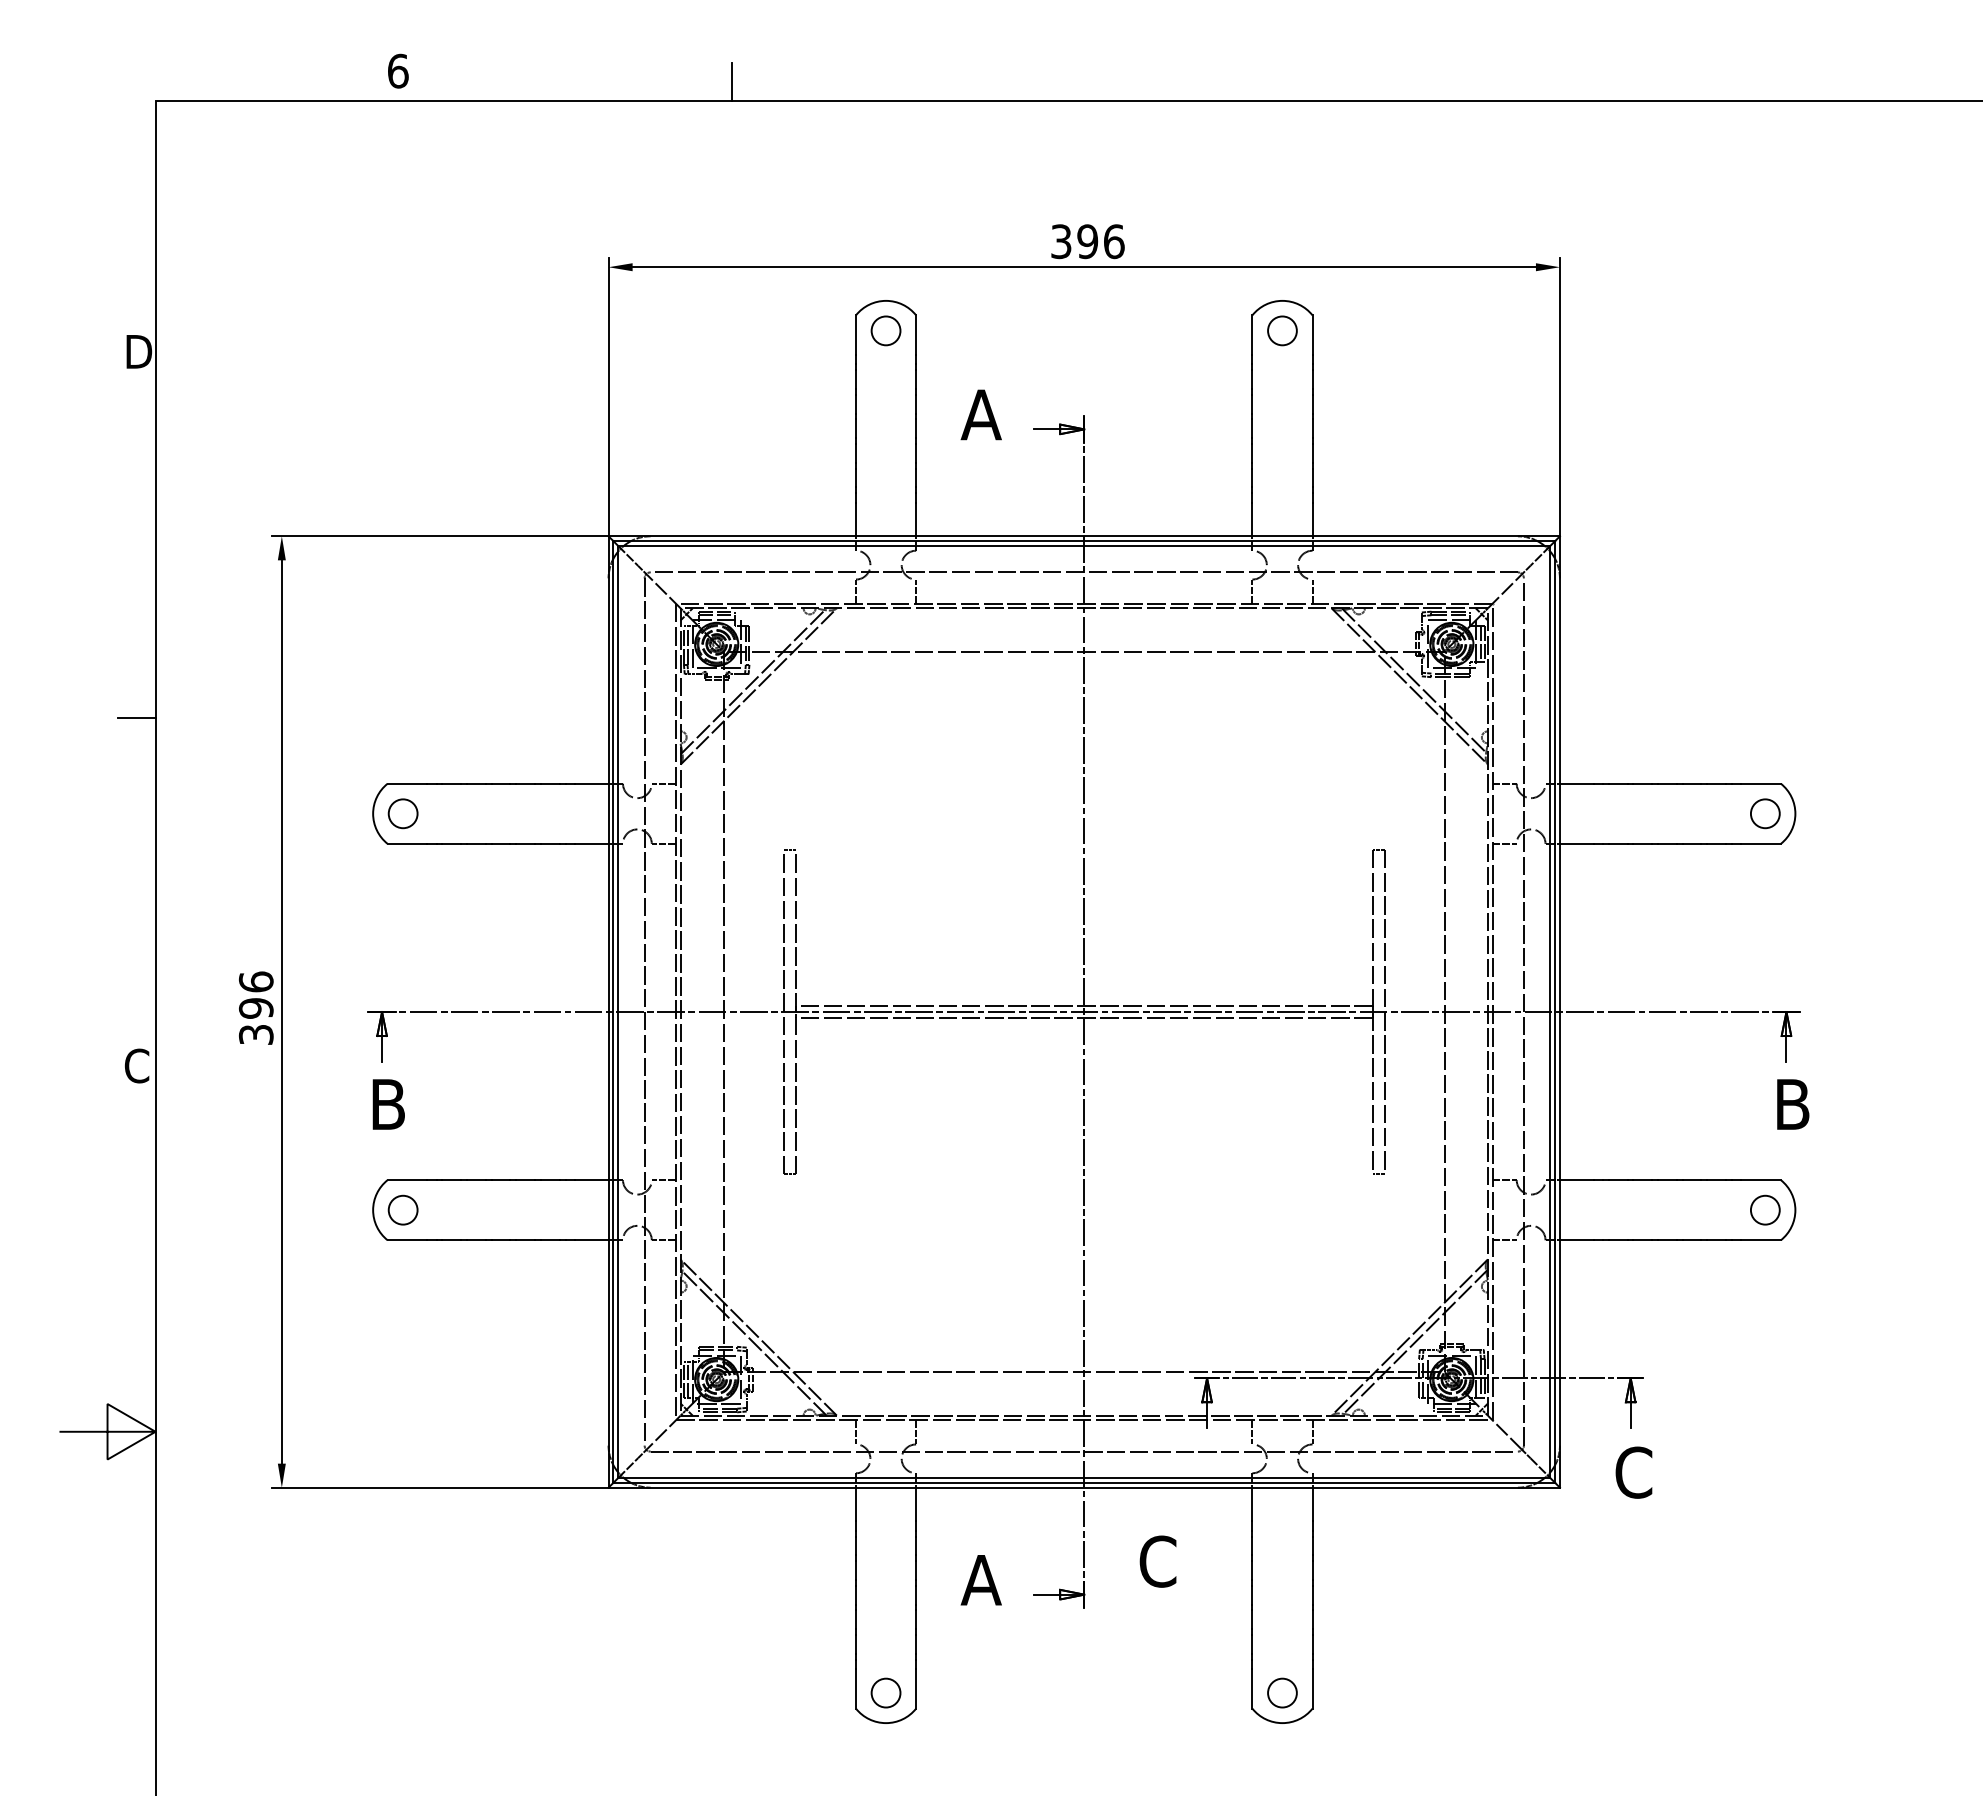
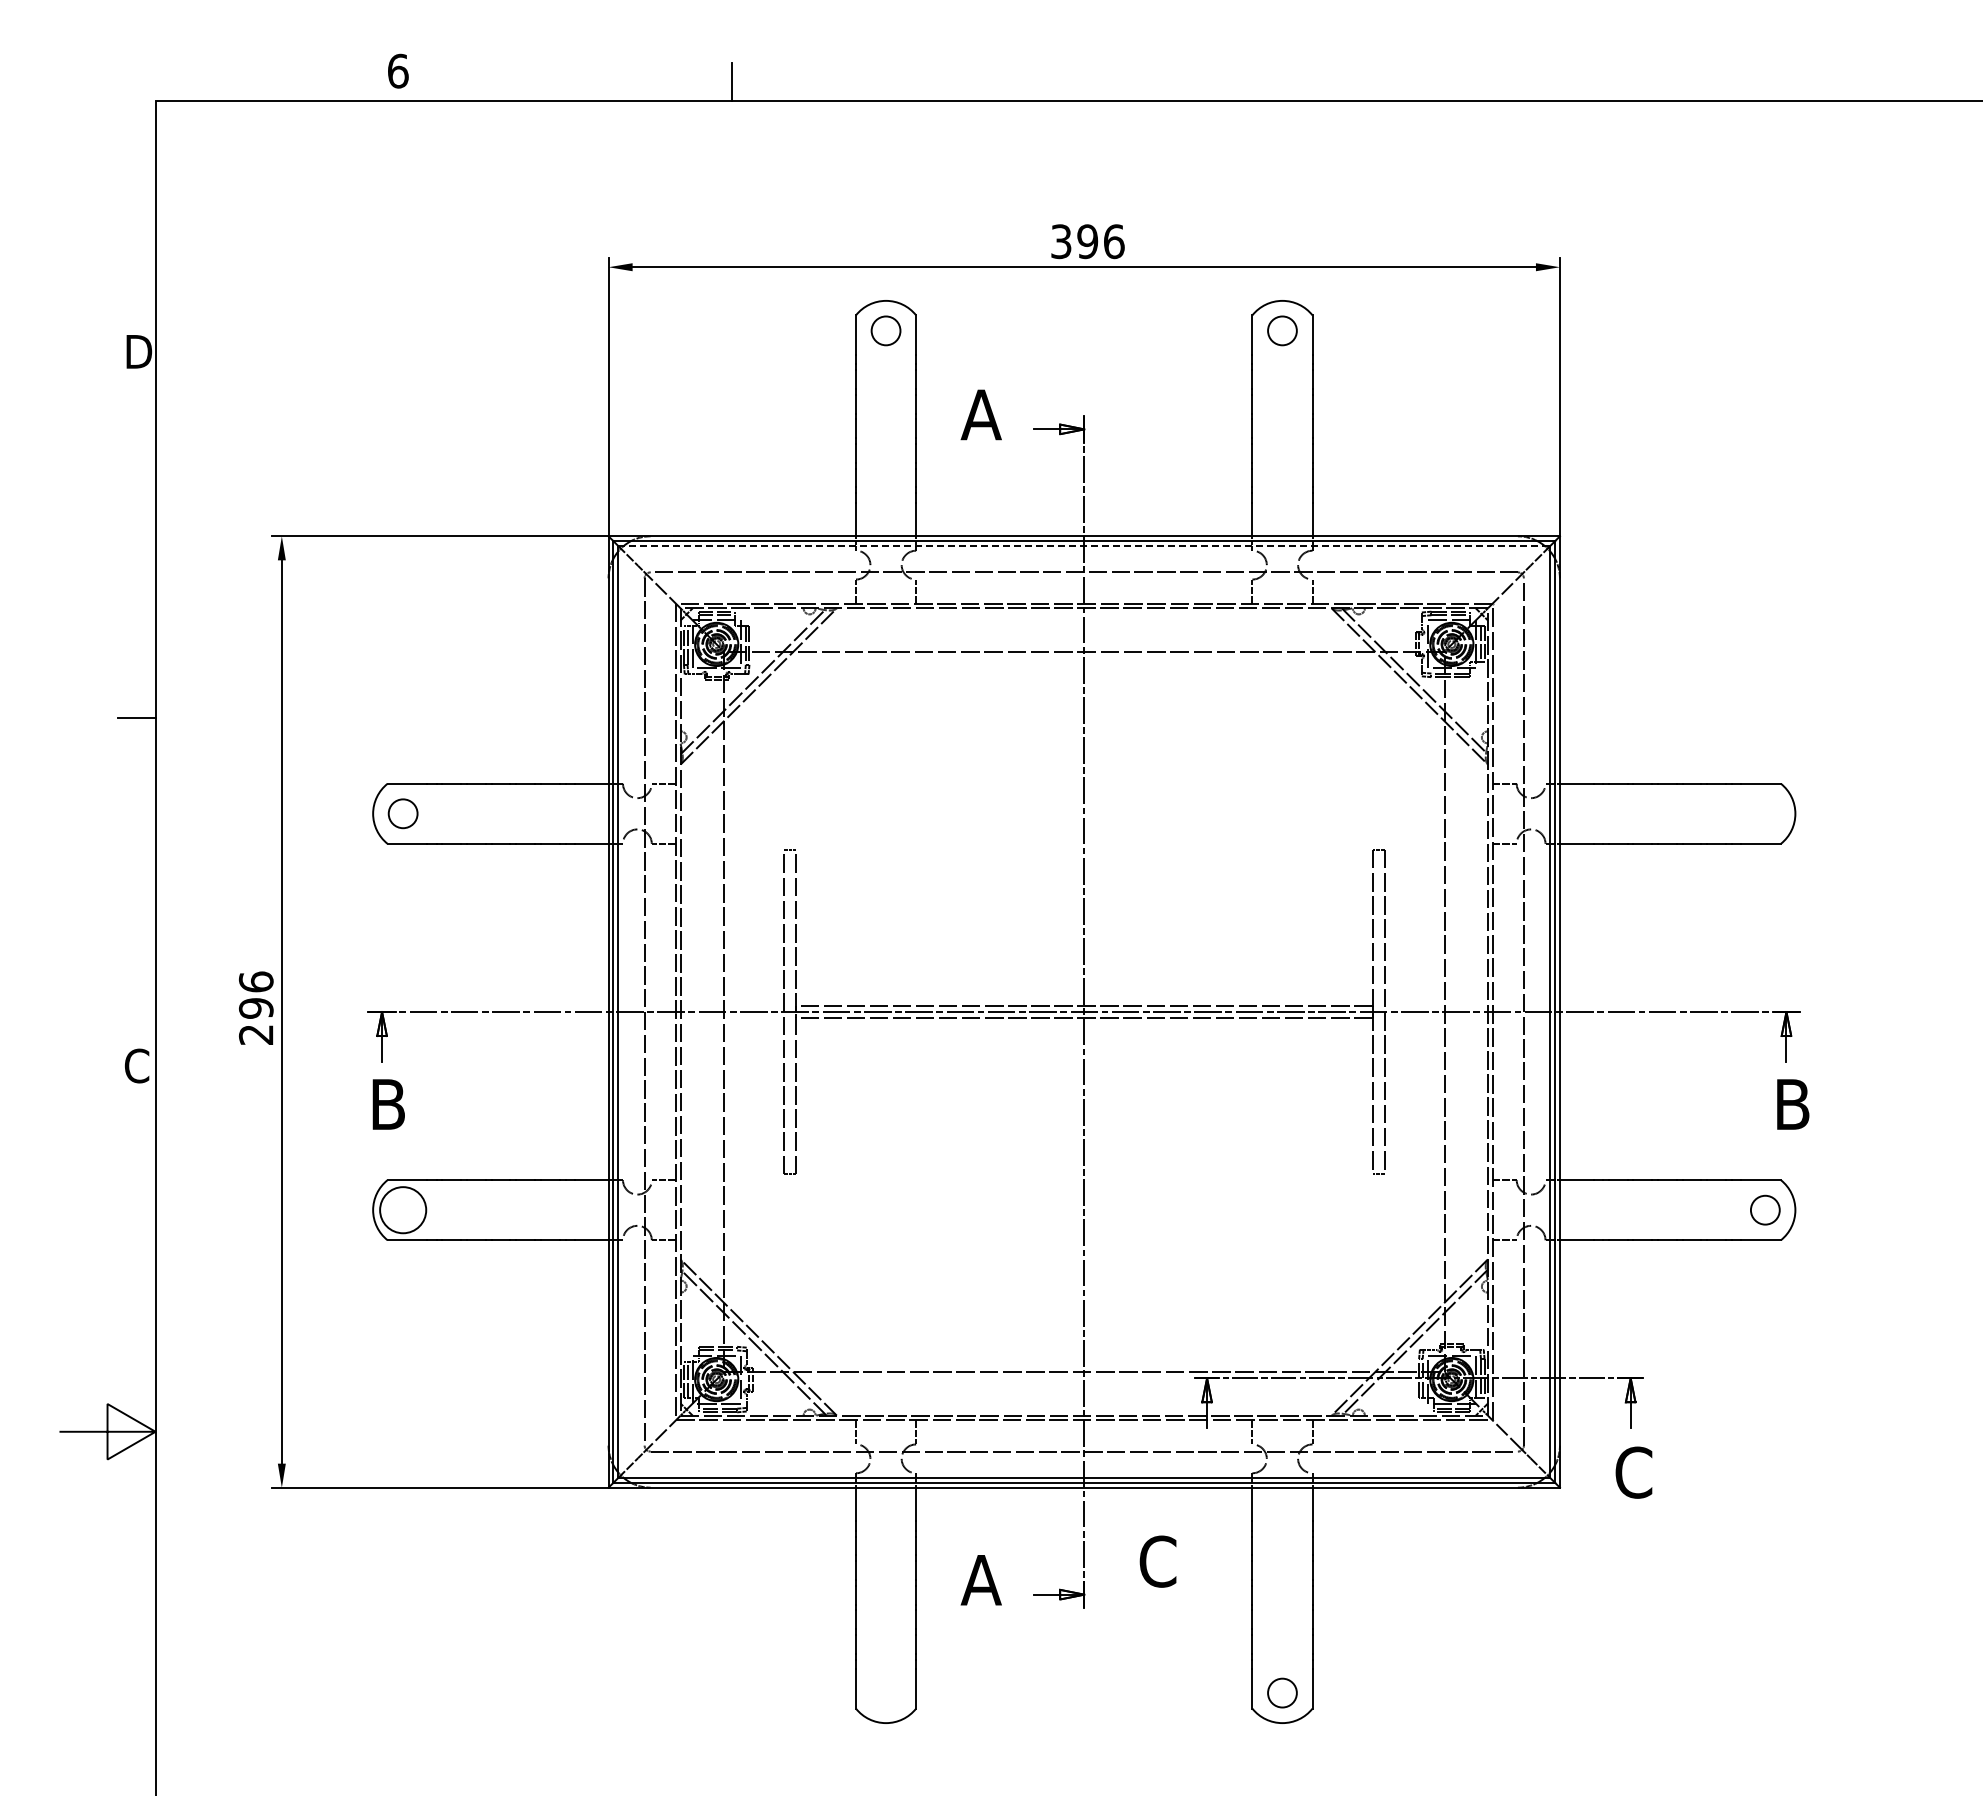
line: solid -> dashed (1084, 545)
circle: present -> none (1765, 813)
text: 396 -> 296 (256, 1034)
circle diameter: 29 px -> 46 px (403, 1210)
circle: present -> none (885, 1692)
